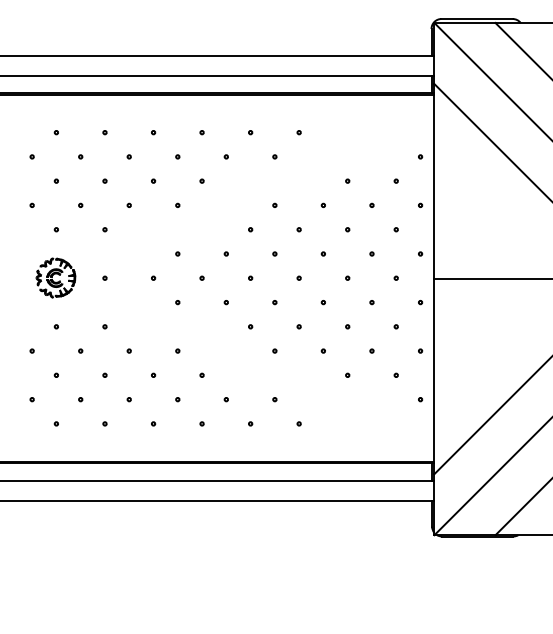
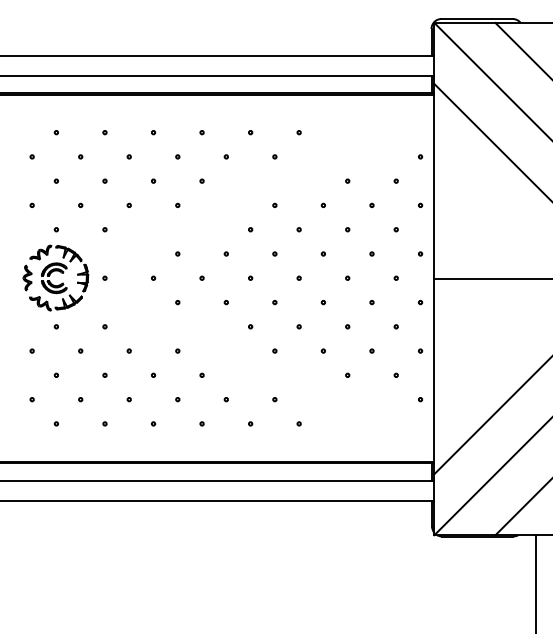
part size: 42x42 px -> 68x68 px (55, 277)
line: none -> present (536, 582)
